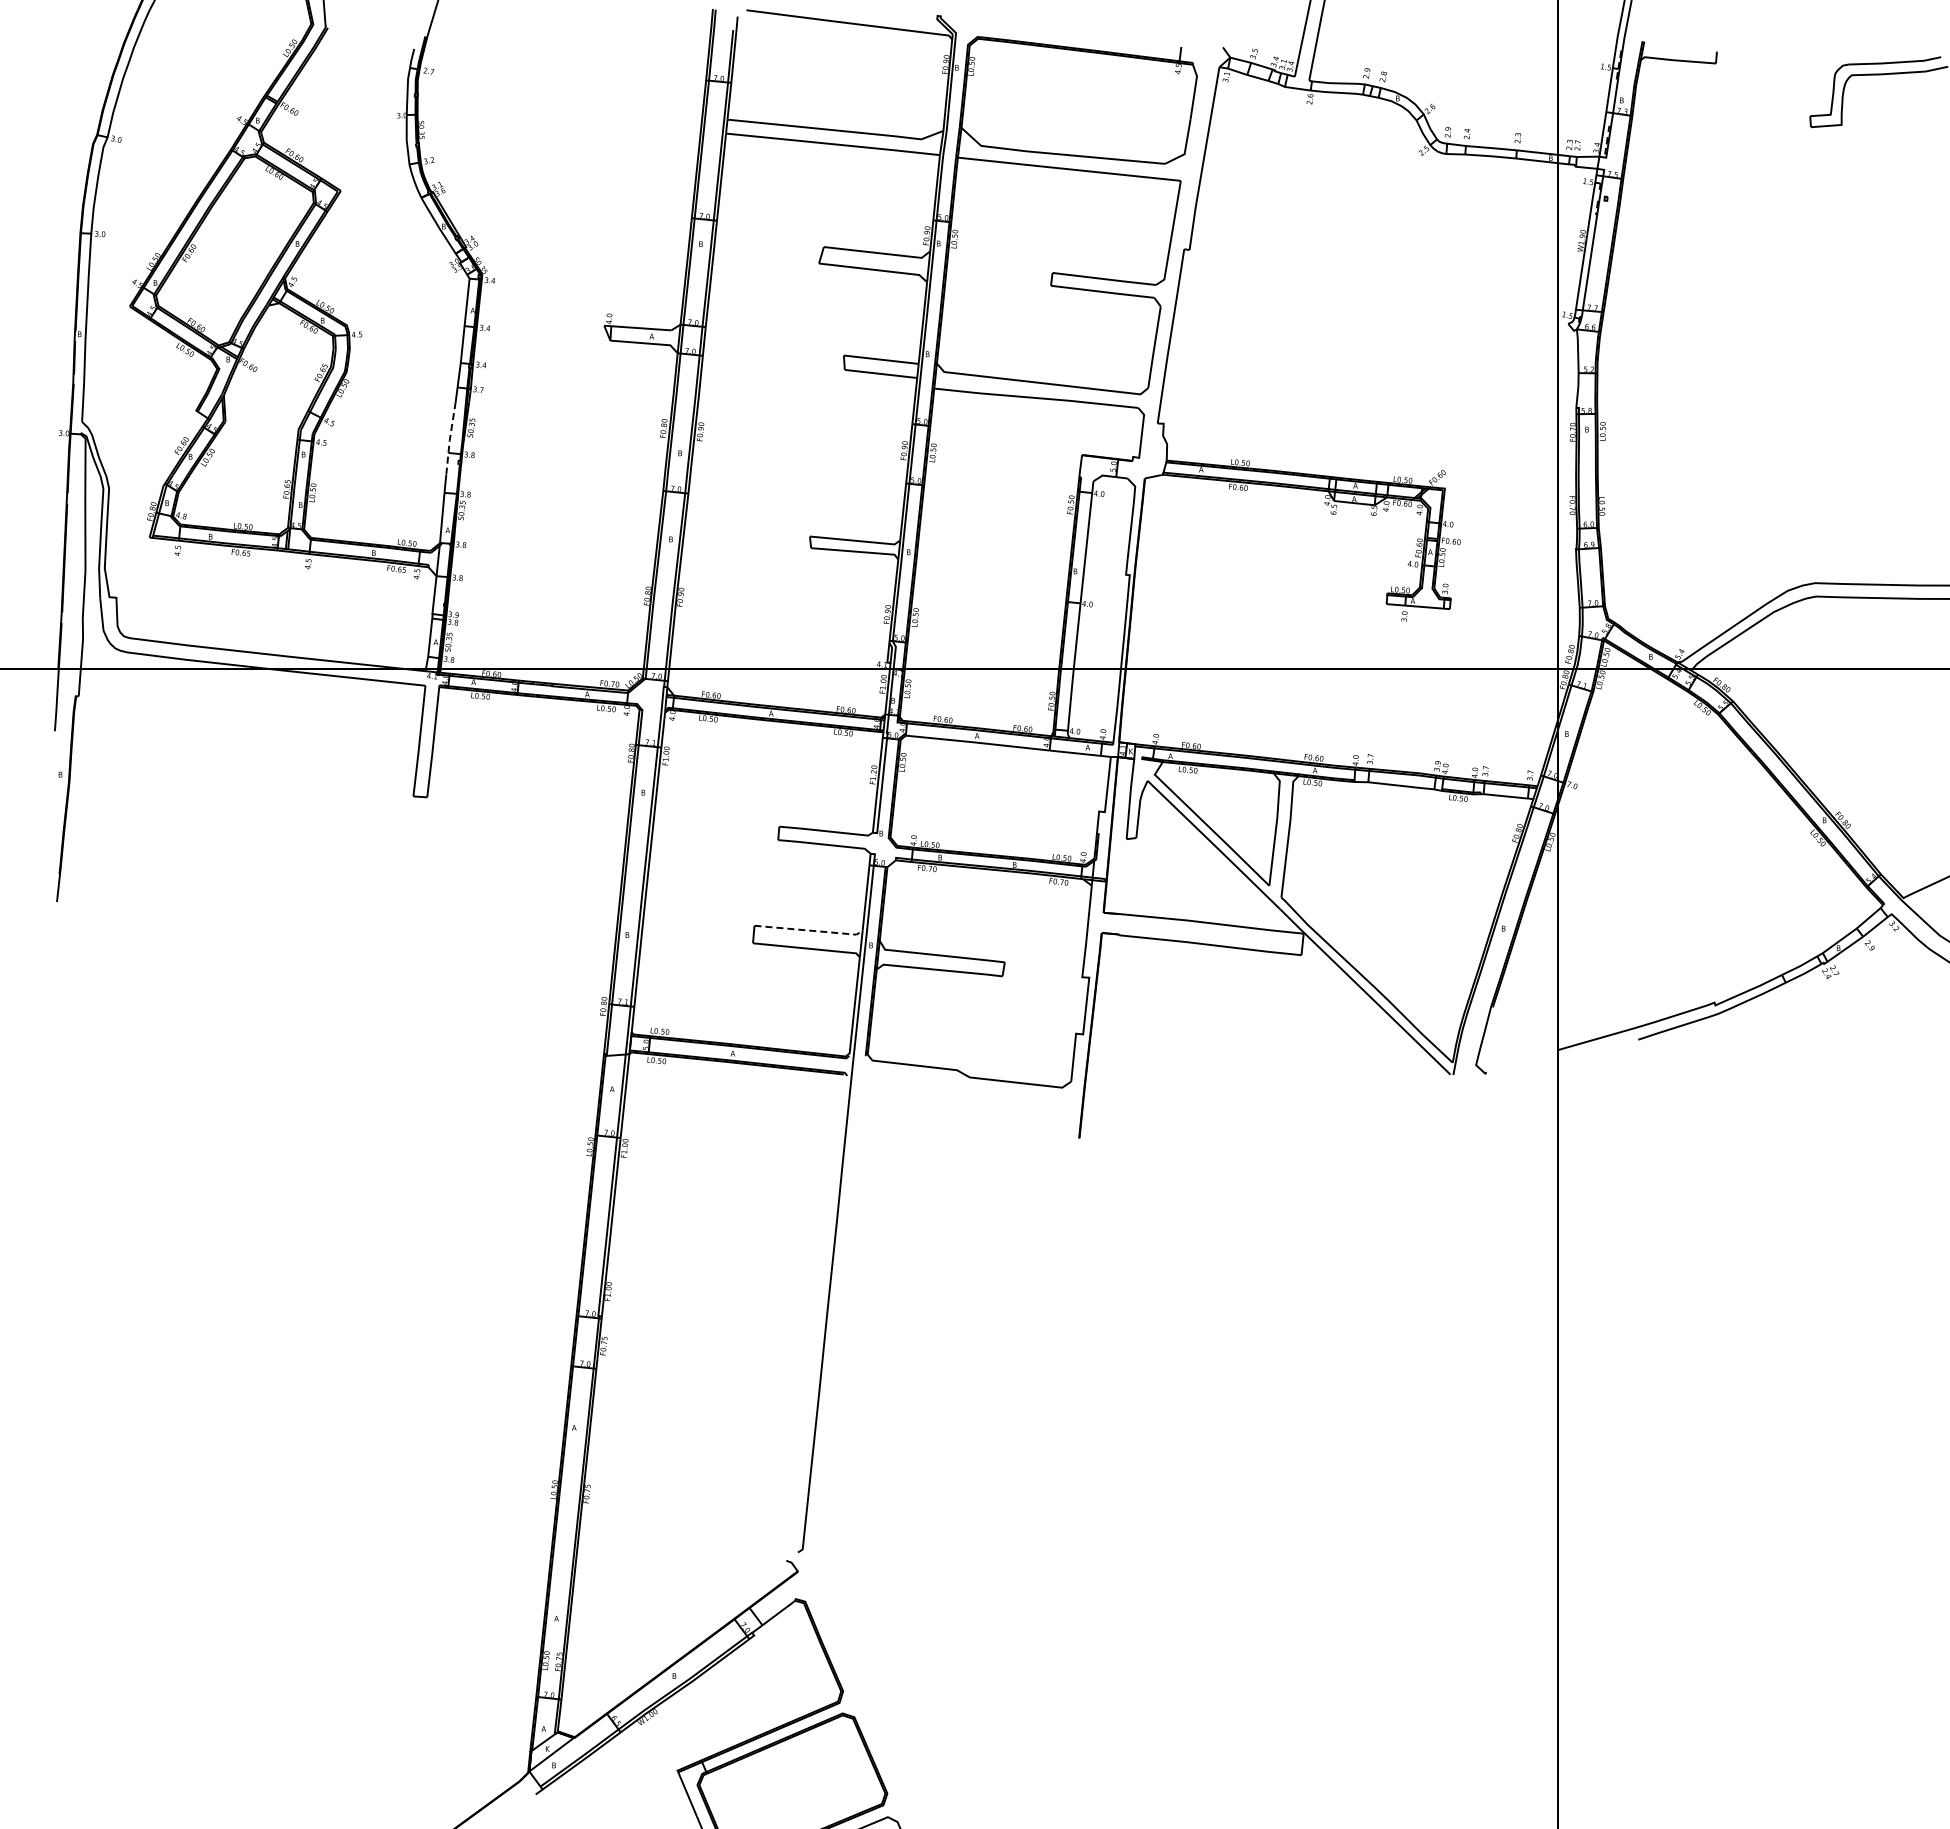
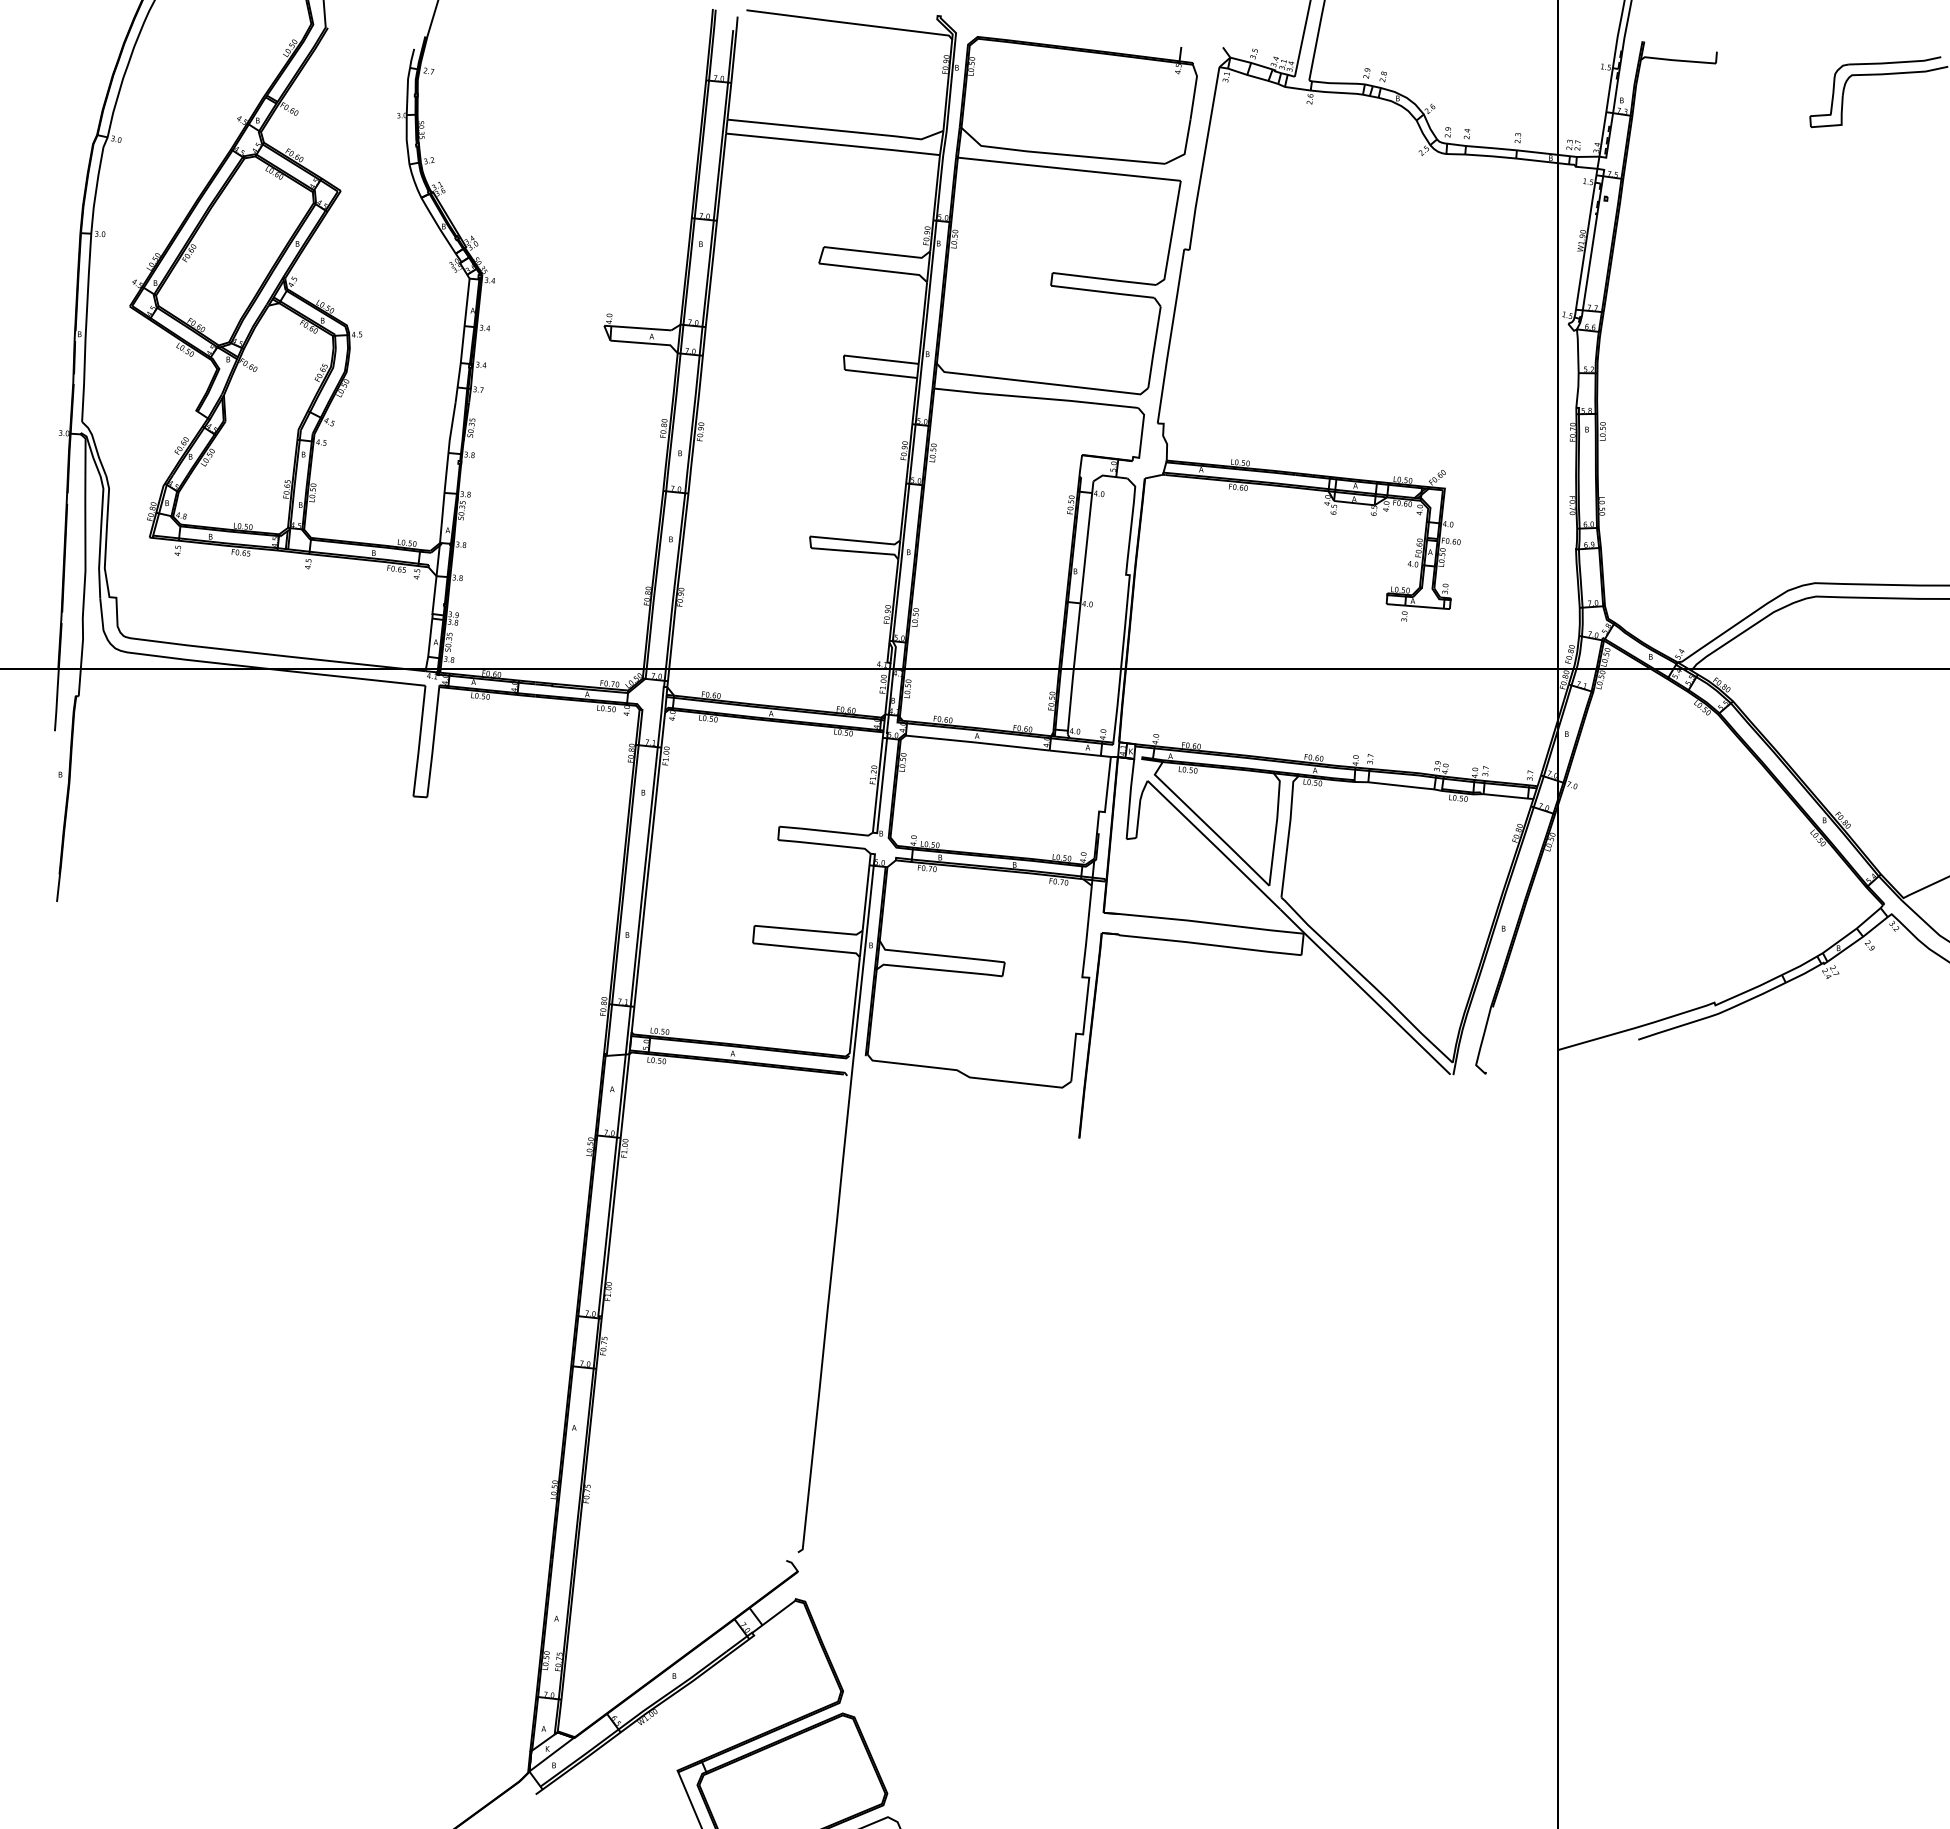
line: dashed -> solid (449, 440)
line: dashed -> solid (809, 930)
